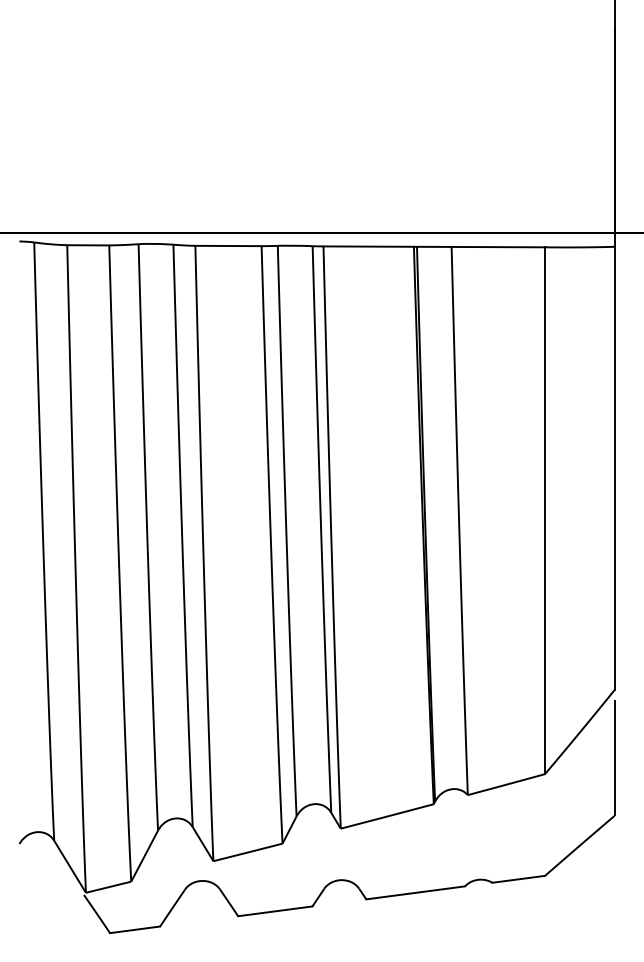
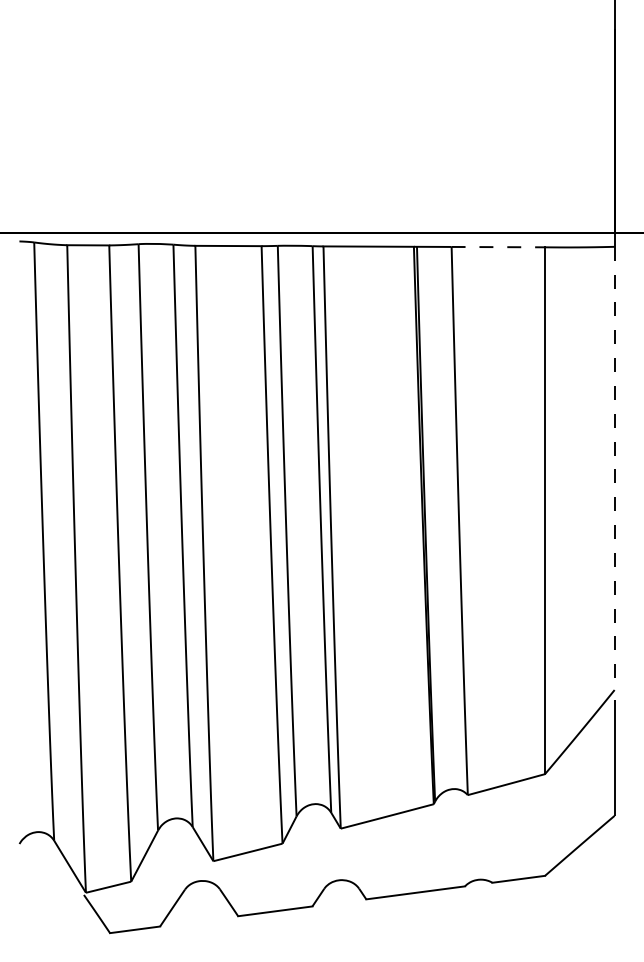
line: solid -> dashed (498, 247)
line: solid -> dashed (614, 468)
